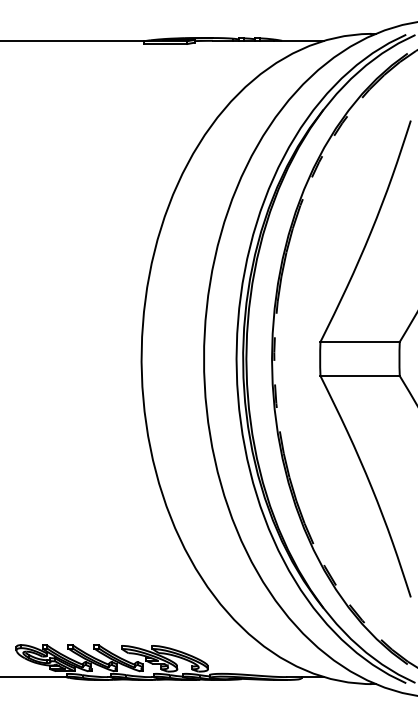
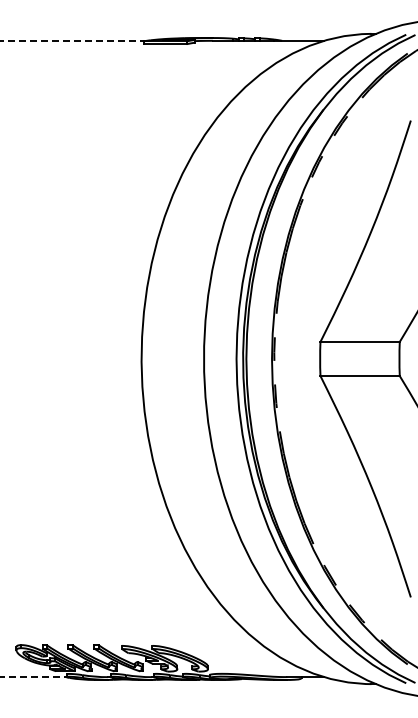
line: solid -> dashed (73, 40)
line: solid -> dashed (33, 677)
